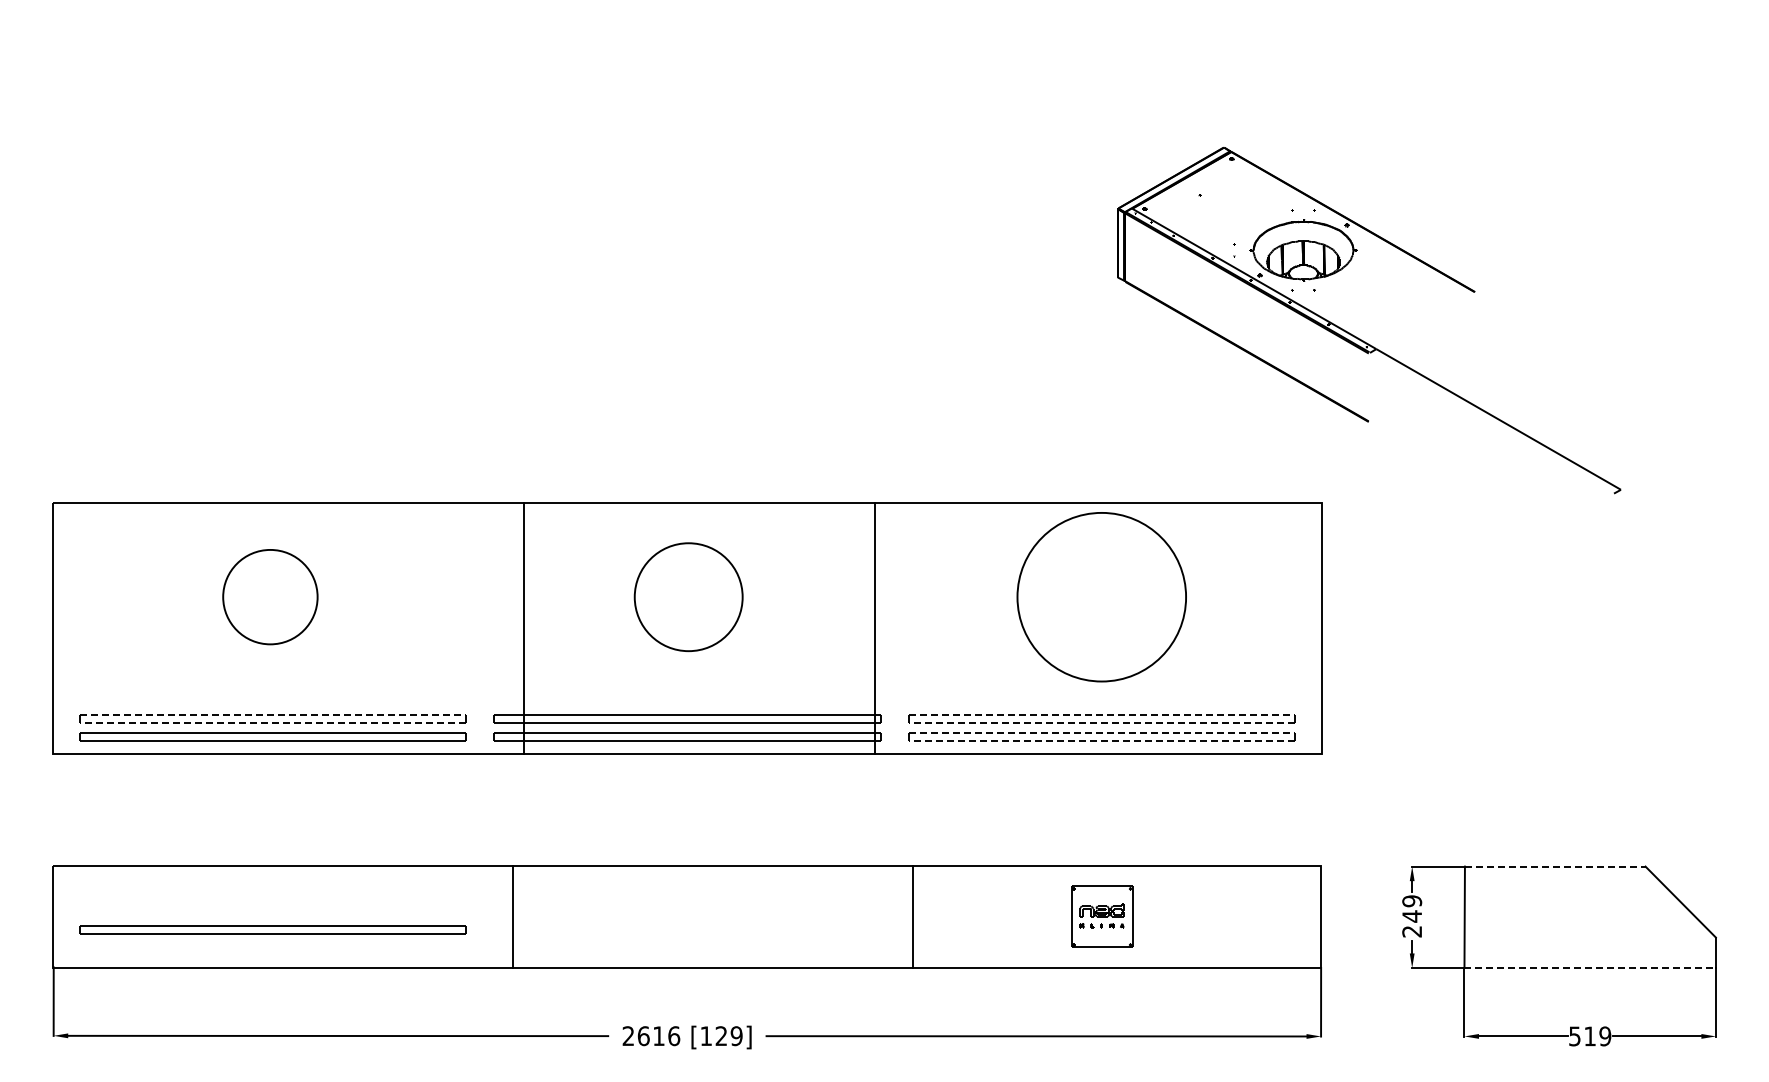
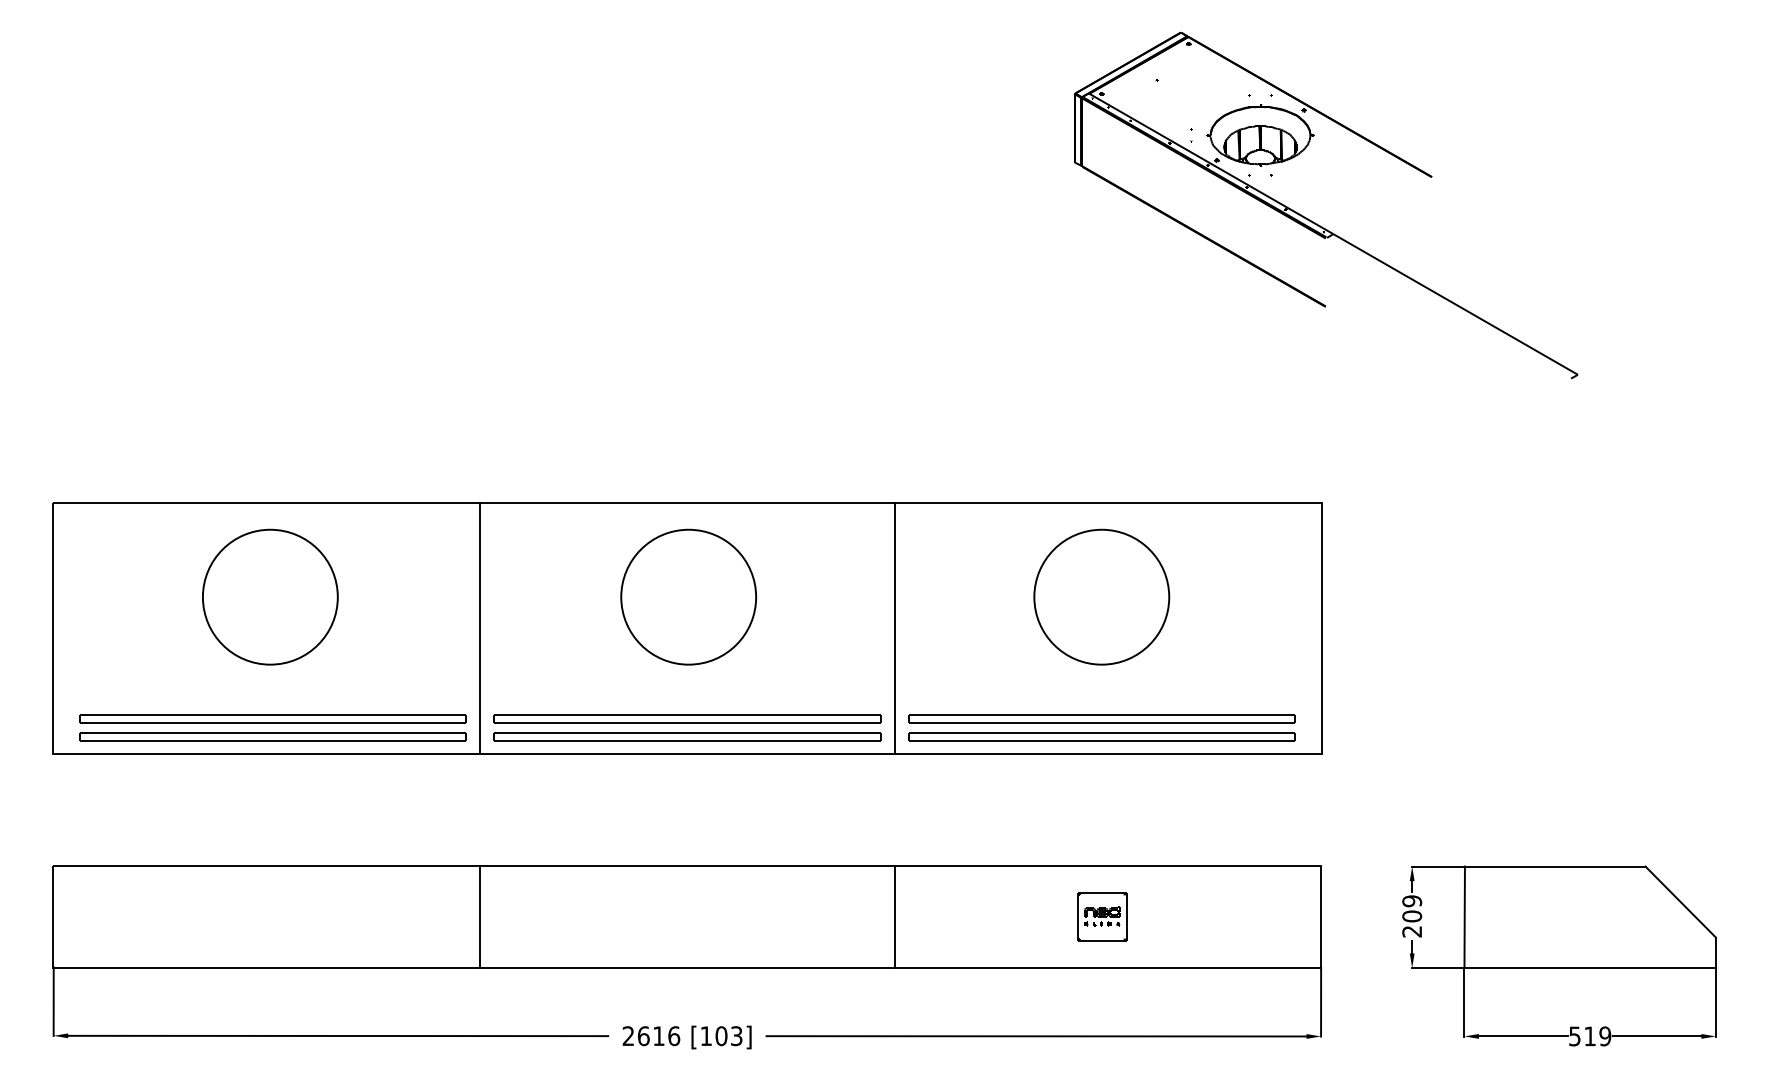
part position: (1360, 338) -> (1317, 223) (1317, 223)
circle diameter: 169 px -> 135 px (1101, 596)
circle size: 97x97 px -> 137x138 px (270, 596)
circle diameter: 108 px -> 135 px (688, 596)
line position: (523, 627) -> (479, 627) (479, 627)
line position: (875, 627) -> (895, 627) (895, 627)
line: dashed -> solid (272, 715)
line: dashed -> solid (1102, 715)
line: dashed -> solid (272, 722)
line: dashed -> solid (1102, 722)
line: dashed -> solid (1102, 733)
line: dashed -> solid (1102, 741)
line: dashed -> solid (1555, 866)
line position: (512, 916) -> (479, 916) (479, 916)
line position: (913, 916) -> (895, 916) (895, 916)
part size: 63x63 px -> 51x50 px (1102, 916)
text: 249 -> 209 (1412, 916)
part: present -> none (272, 929)
line: dashed -> solid (1590, 967)
text: [129] -> [103] (728, 1036)
